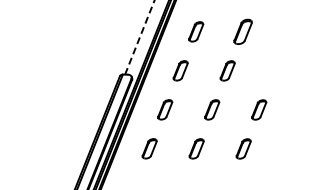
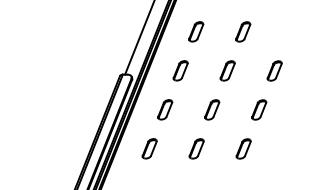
part size: 20x27 px -> 17x22 px (243, 31)
line: dashed -> solid (139, 37)
part: none -> present (274, 70)
